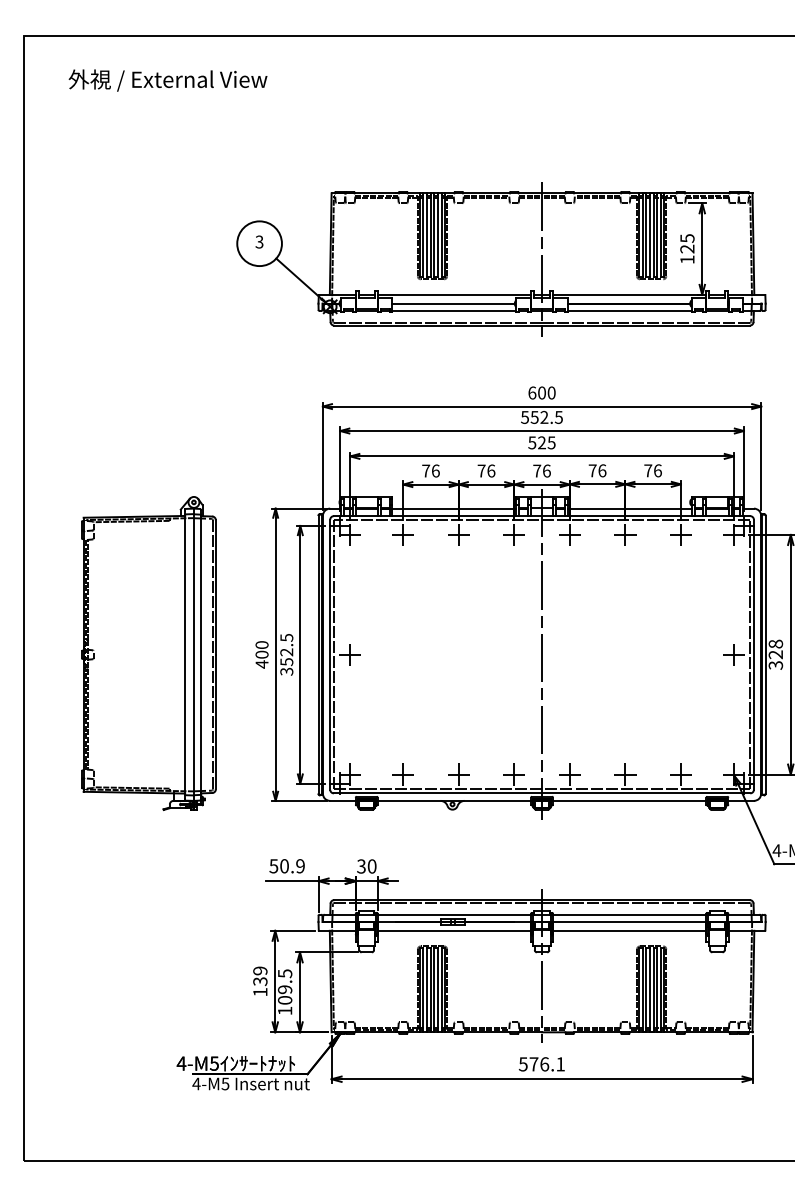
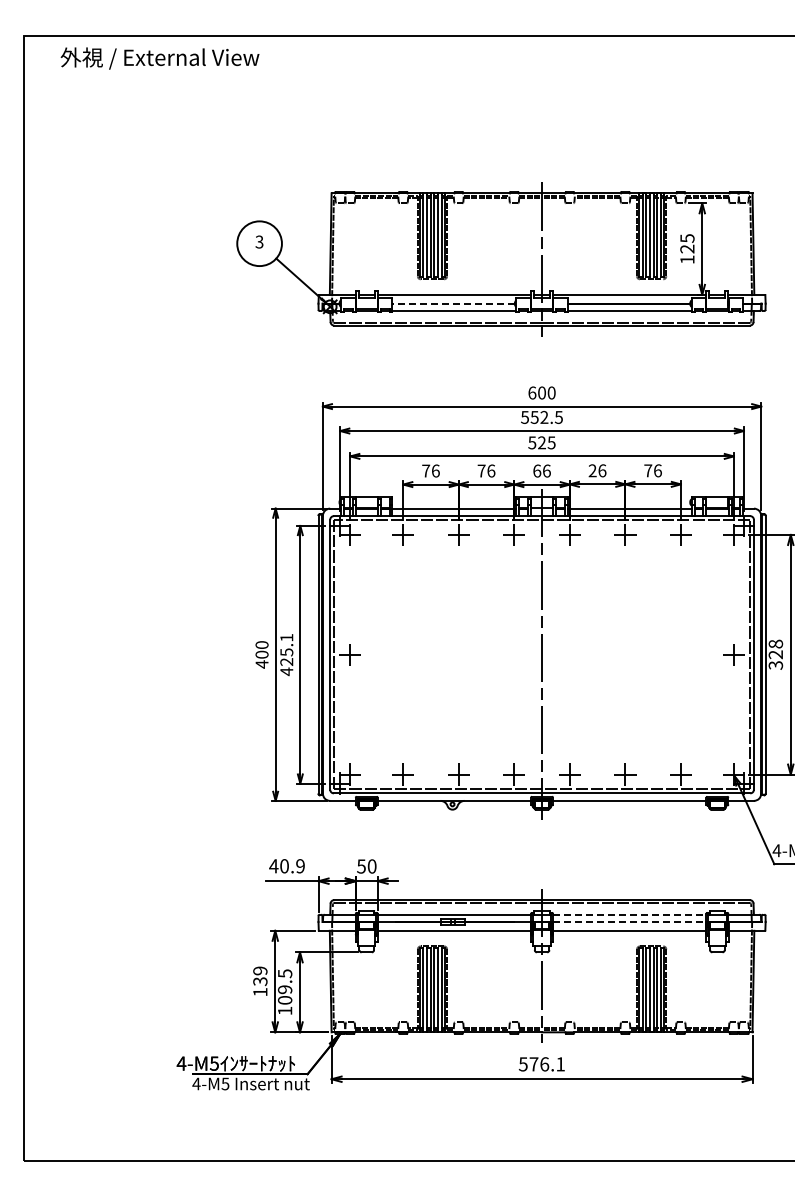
text position: (167, 80) -> (159, 58) (159, 58)
line: solid -> dashed (453, 303)
text: 76 -> 66 (537, 470)
text: 76 -> 26 (592, 470)
part: present -> none (148, 653)
text: 352.5 -> 425.1 (286, 655)
text: 50.9 -> 40.9 (273, 866)
text: 30 -> 50 (361, 866)
line: solid -> dashed (629, 914)
line: solid -> dashed (629, 922)
